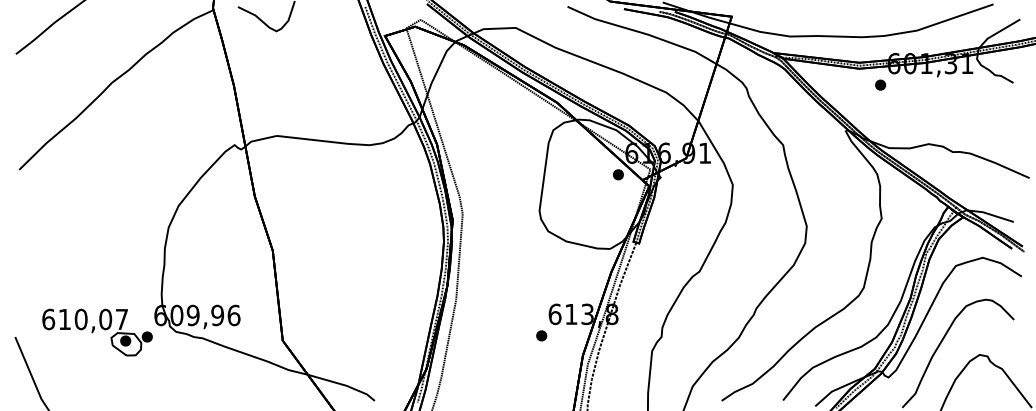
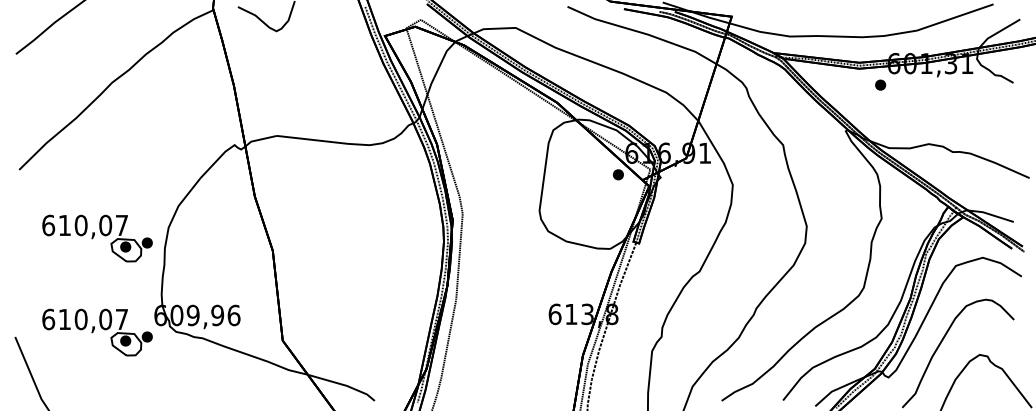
part: none -> present (97, 238)
part: present -> none (541, 335)
